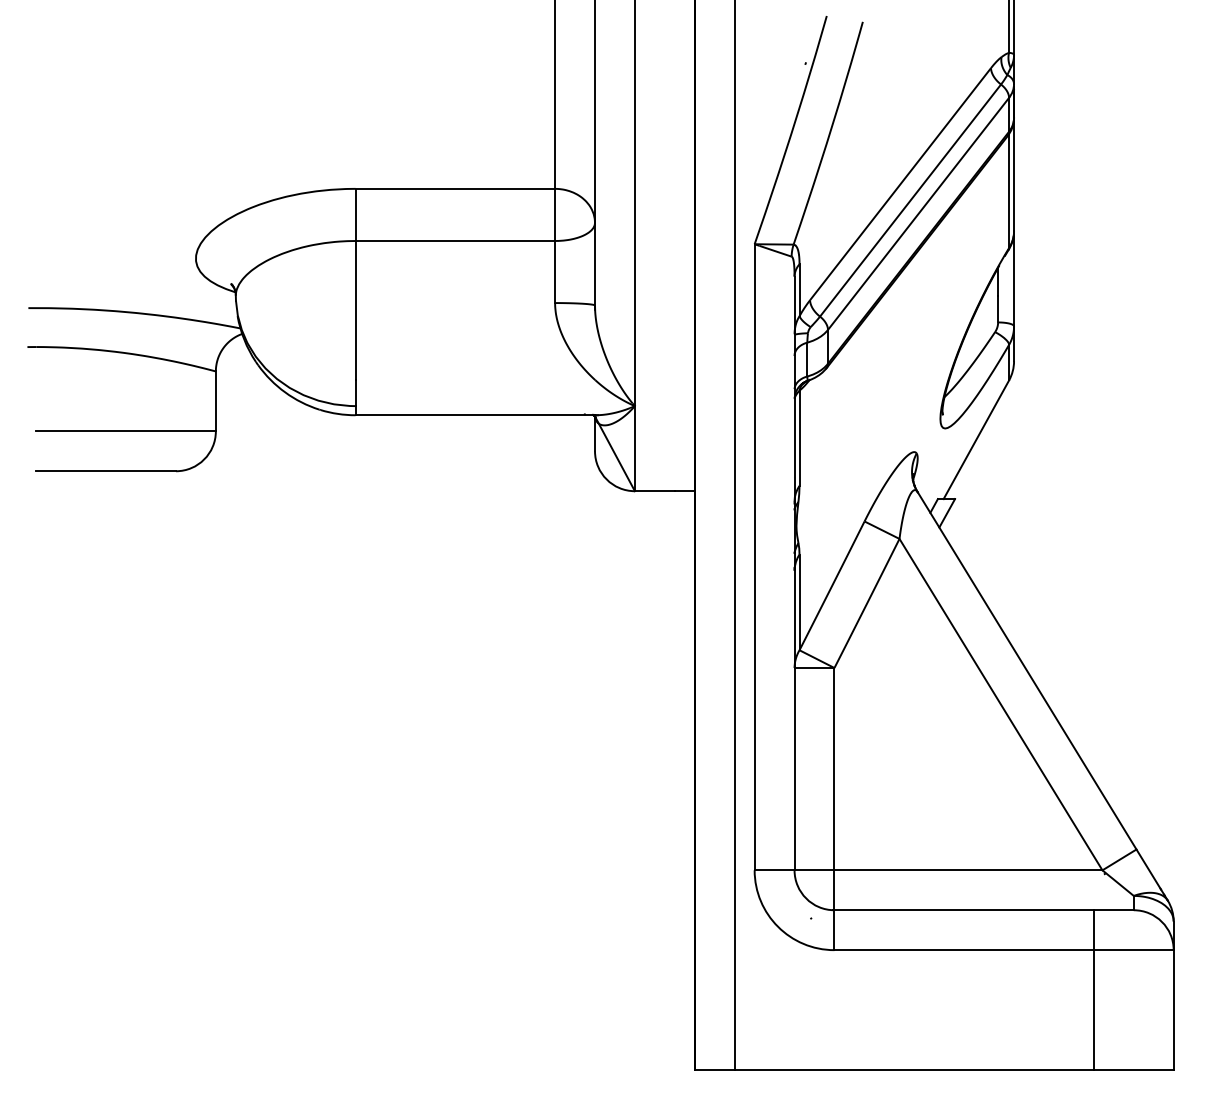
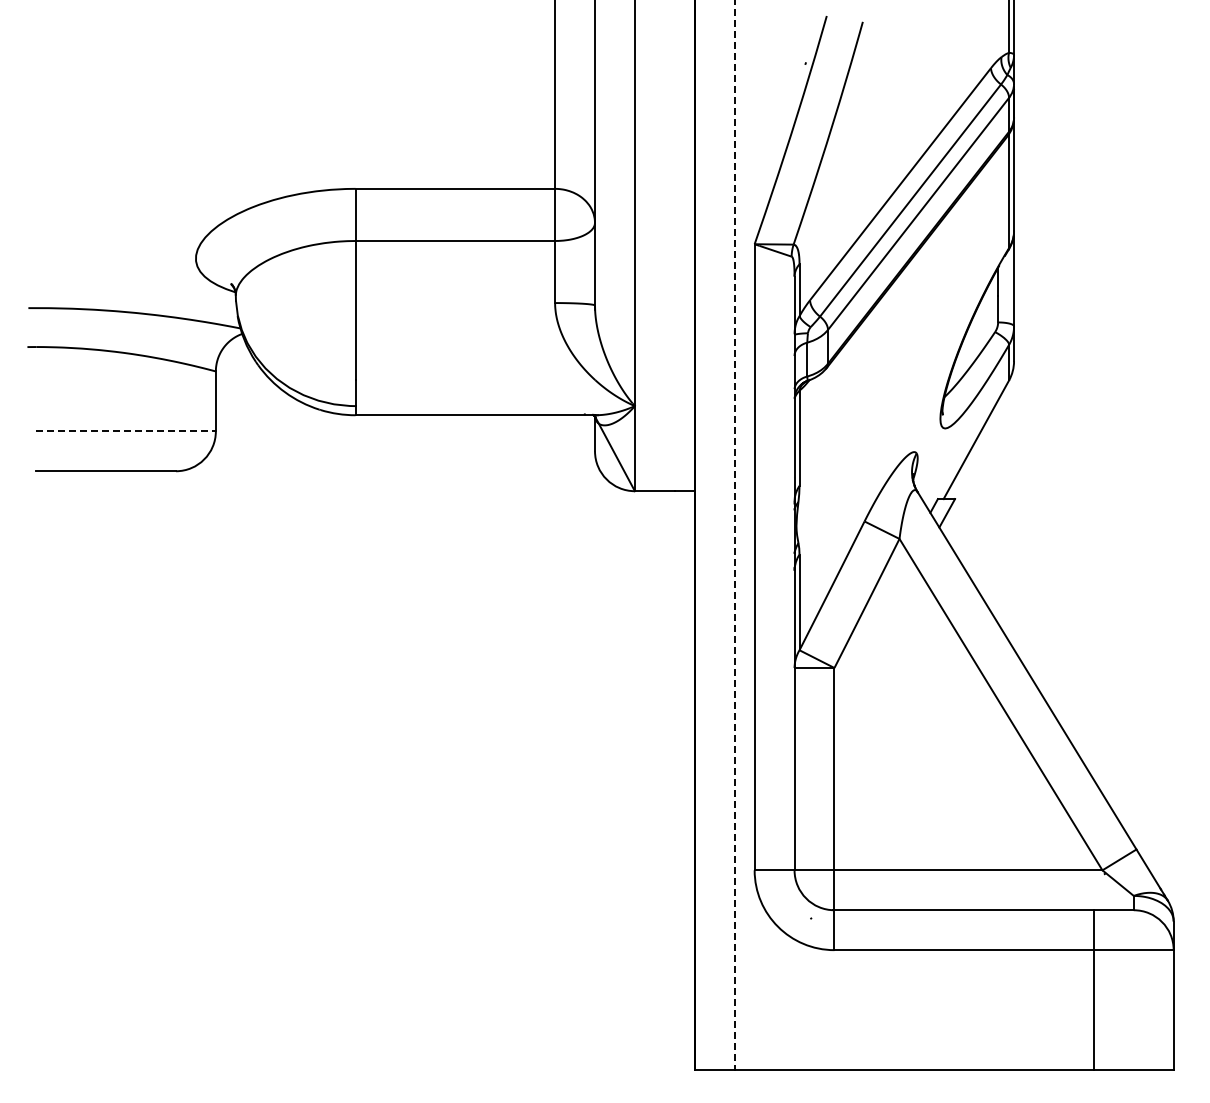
line: solid -> dashed (126, 431)
line: solid -> dashed (734, 535)
